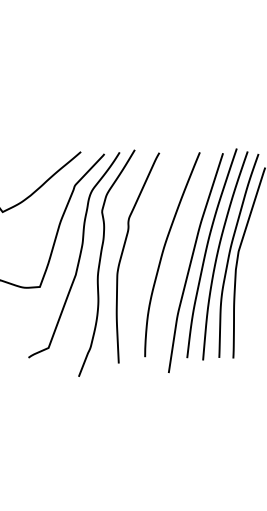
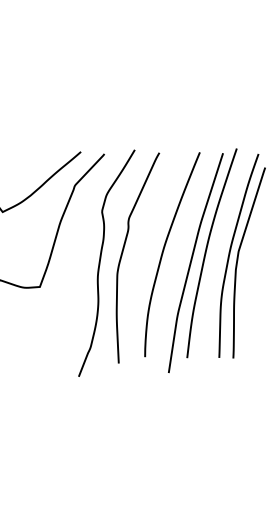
curve: present -> none (218, 254)
curve: present -> none (78, 257)
